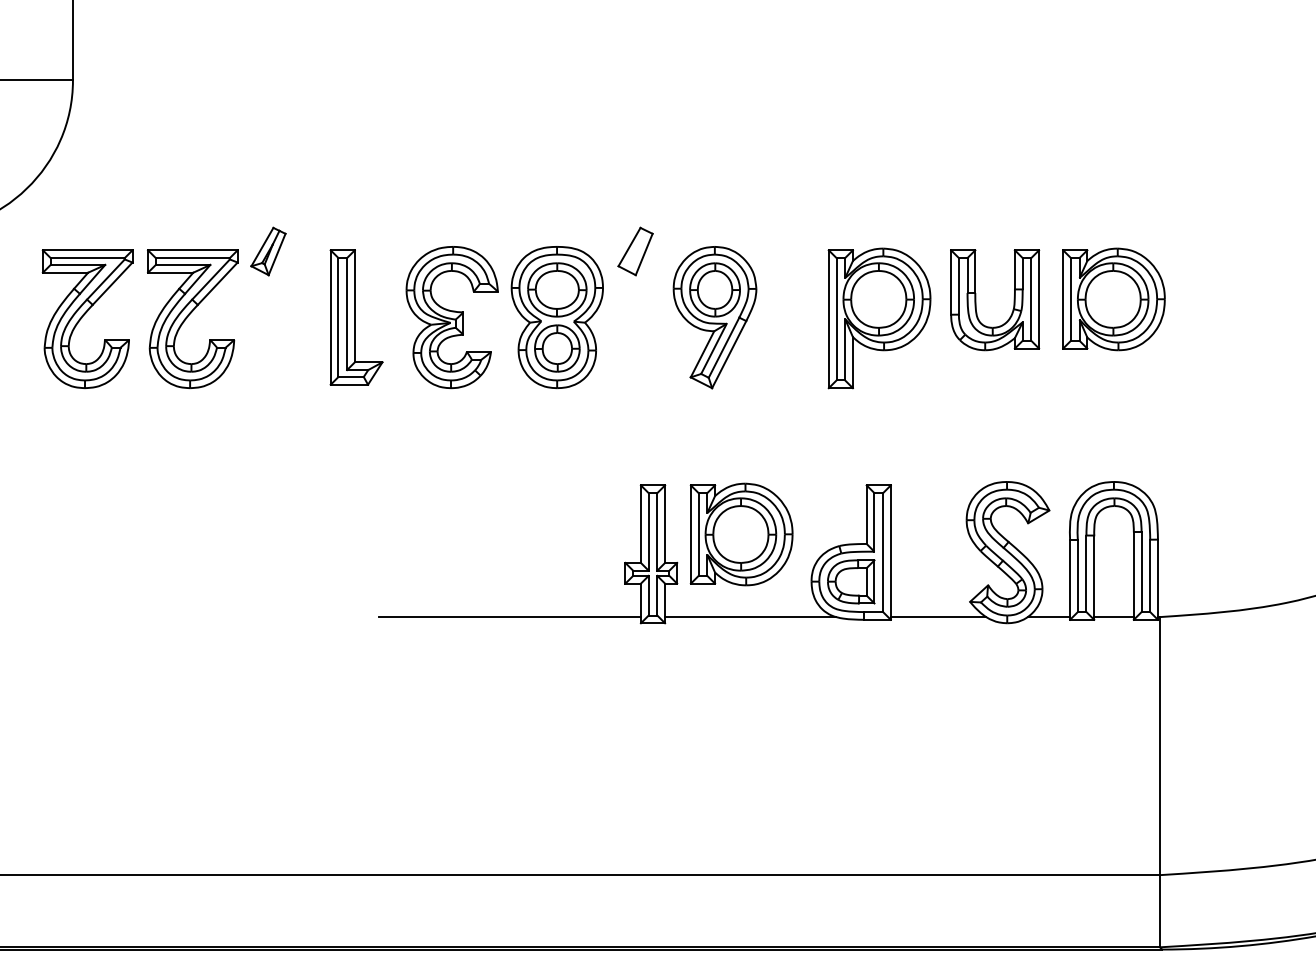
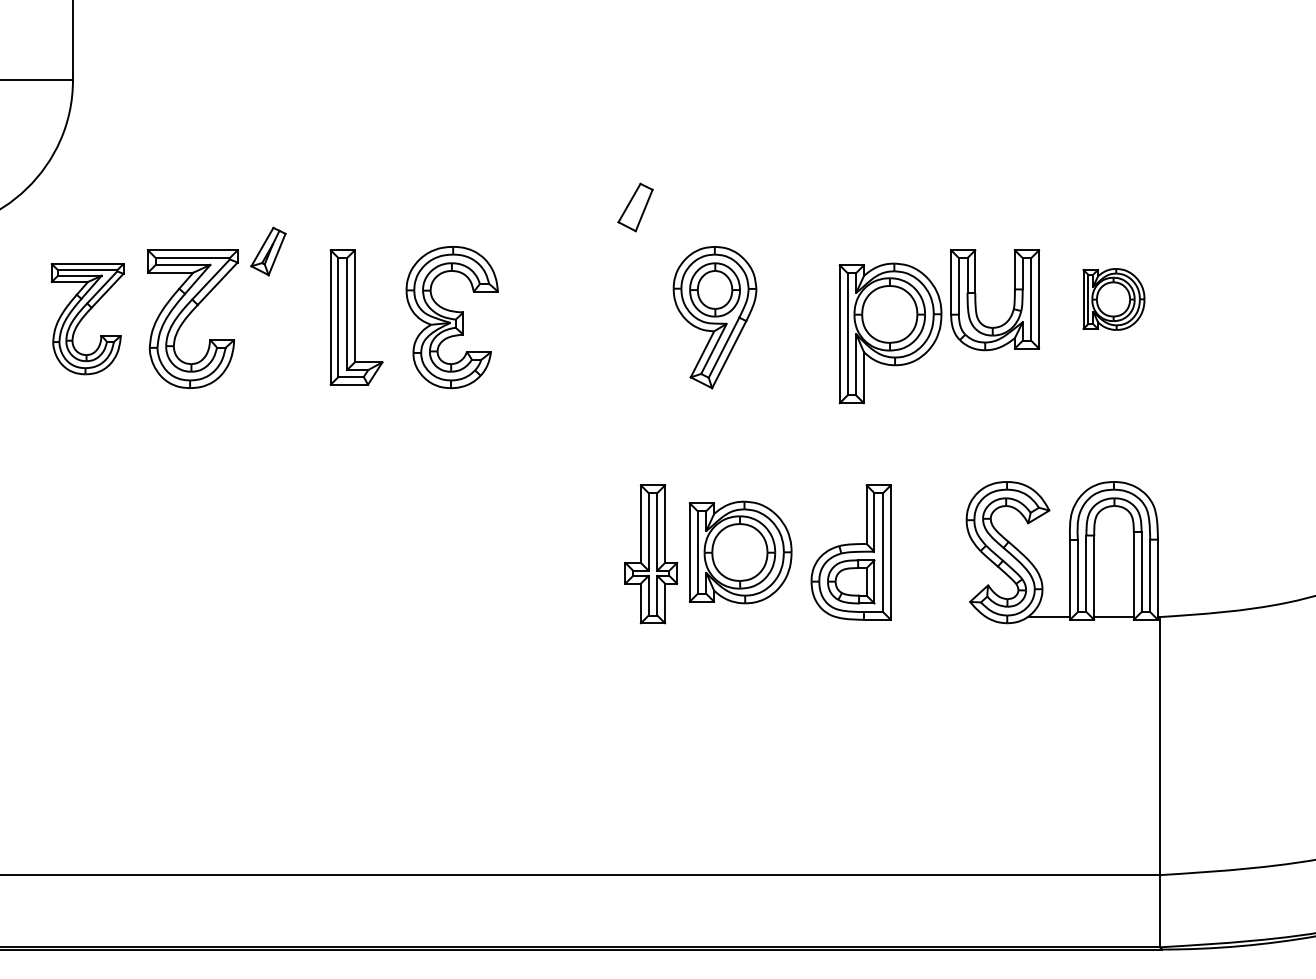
part position: (635, 251) -> (635, 207) (635, 207)
part size: 104x105 px -> 64x63 px (1113, 299)
part: present -> none (556, 317)
part size: 93x140 px -> 75x113 px (87, 319)
part position: (879, 318) -> (890, 333) (890, 333)
part position: (741, 534) -> (740, 552) (740, 552)
line: present -> none (509, 617)
line: present -> none (750, 617)
line: present -> none (938, 617)
